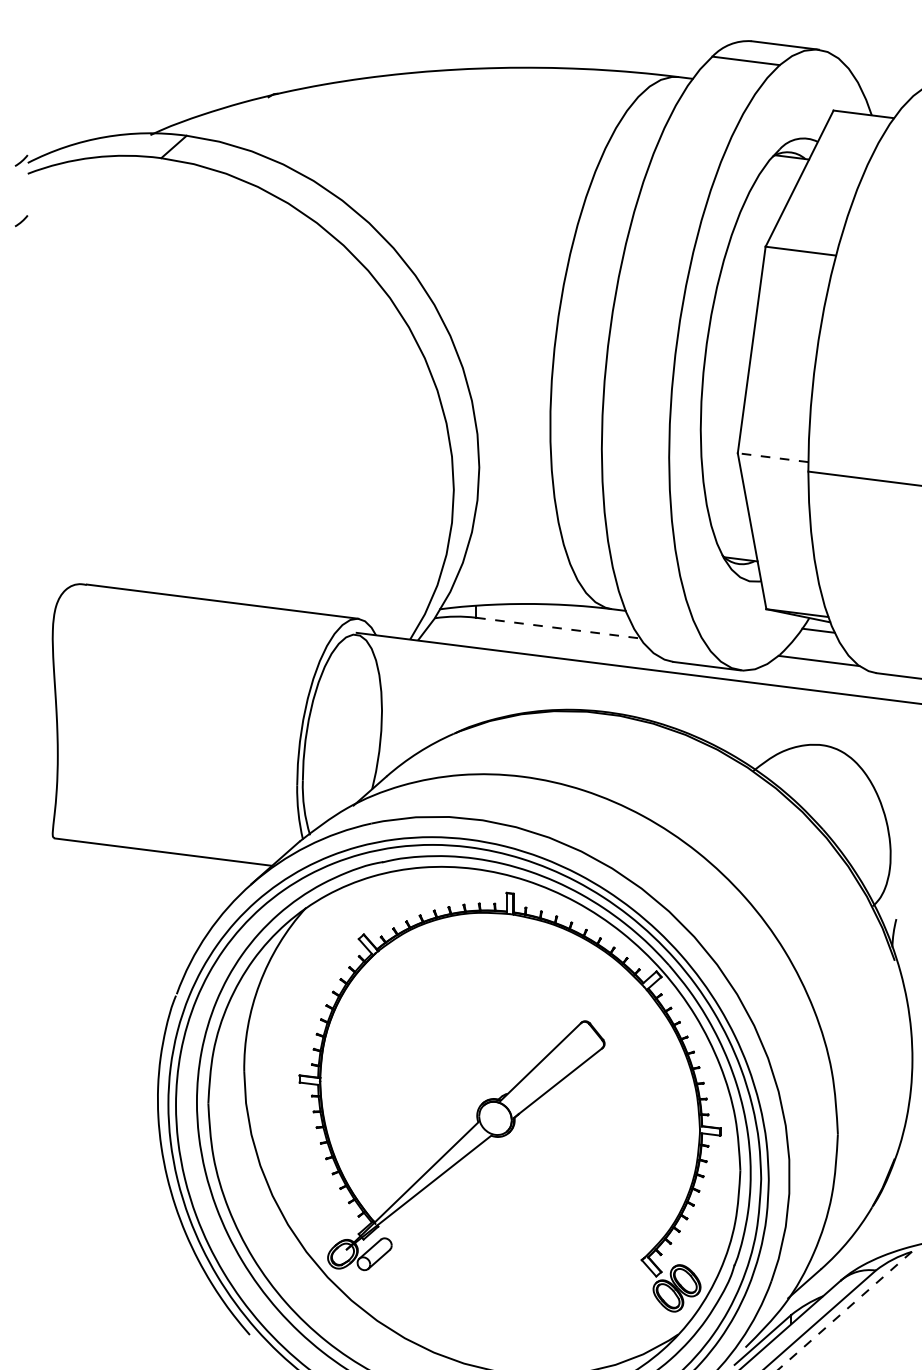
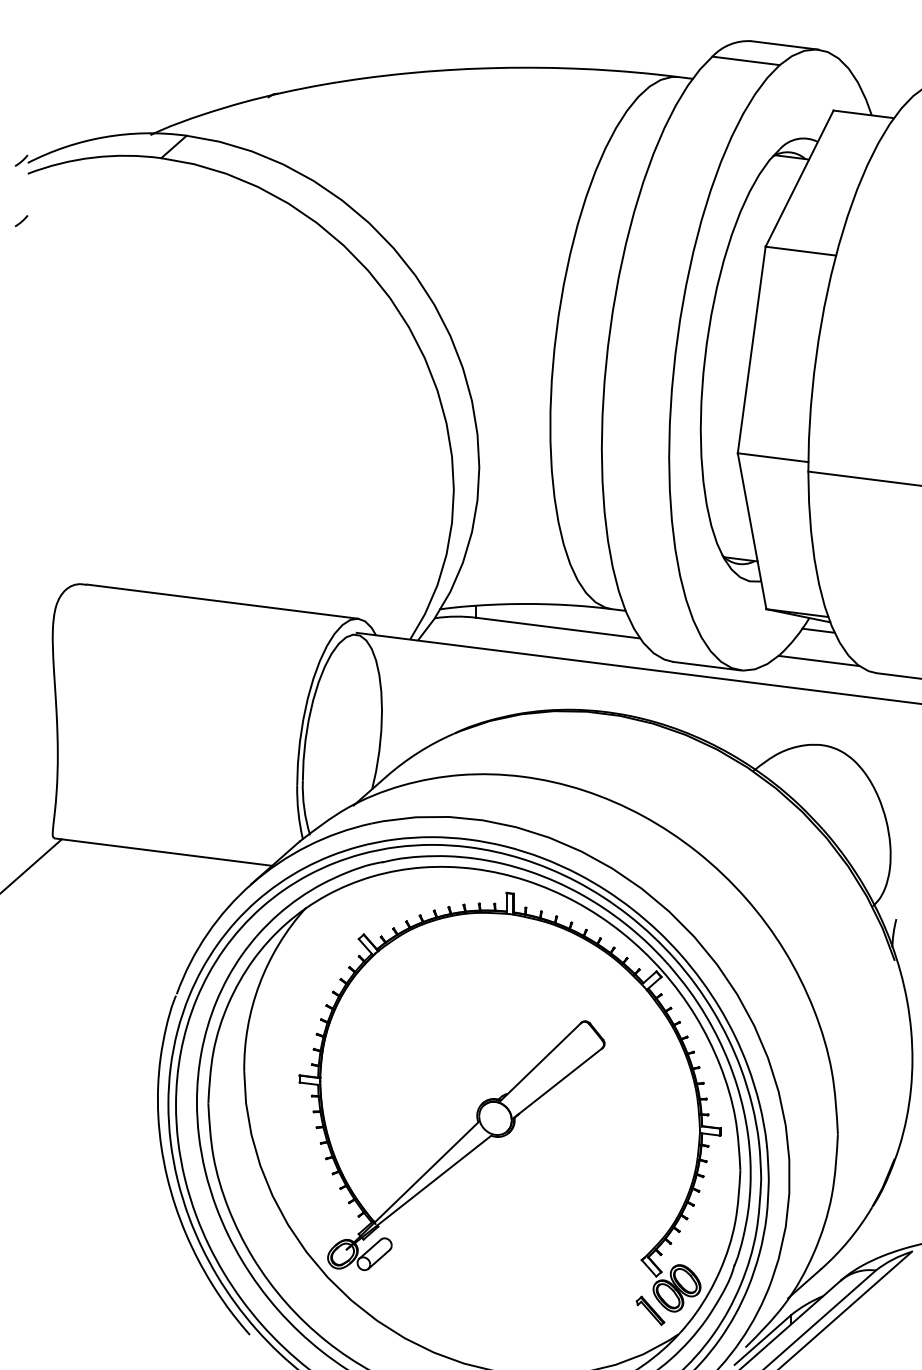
line: dashed -> solid (773, 457)
line: dashed -> solid (558, 628)
line: none -> present (31, 865)
part: none -> present (650, 1310)
line: dashed -> solid (844, 1311)
